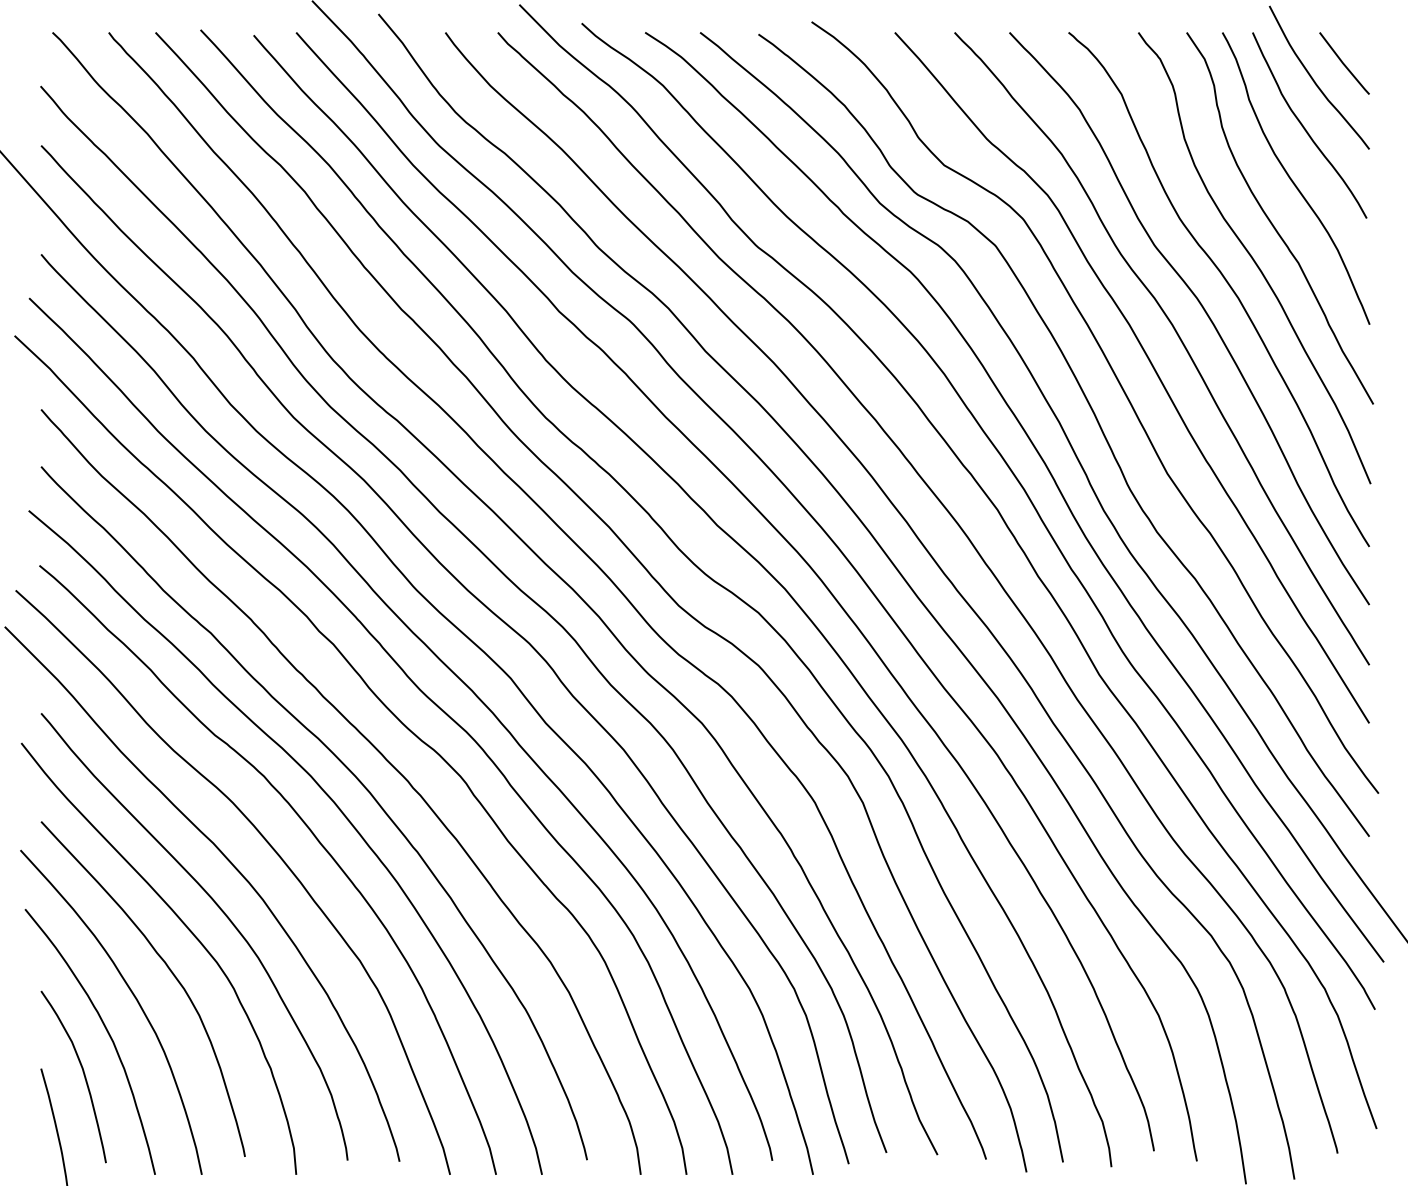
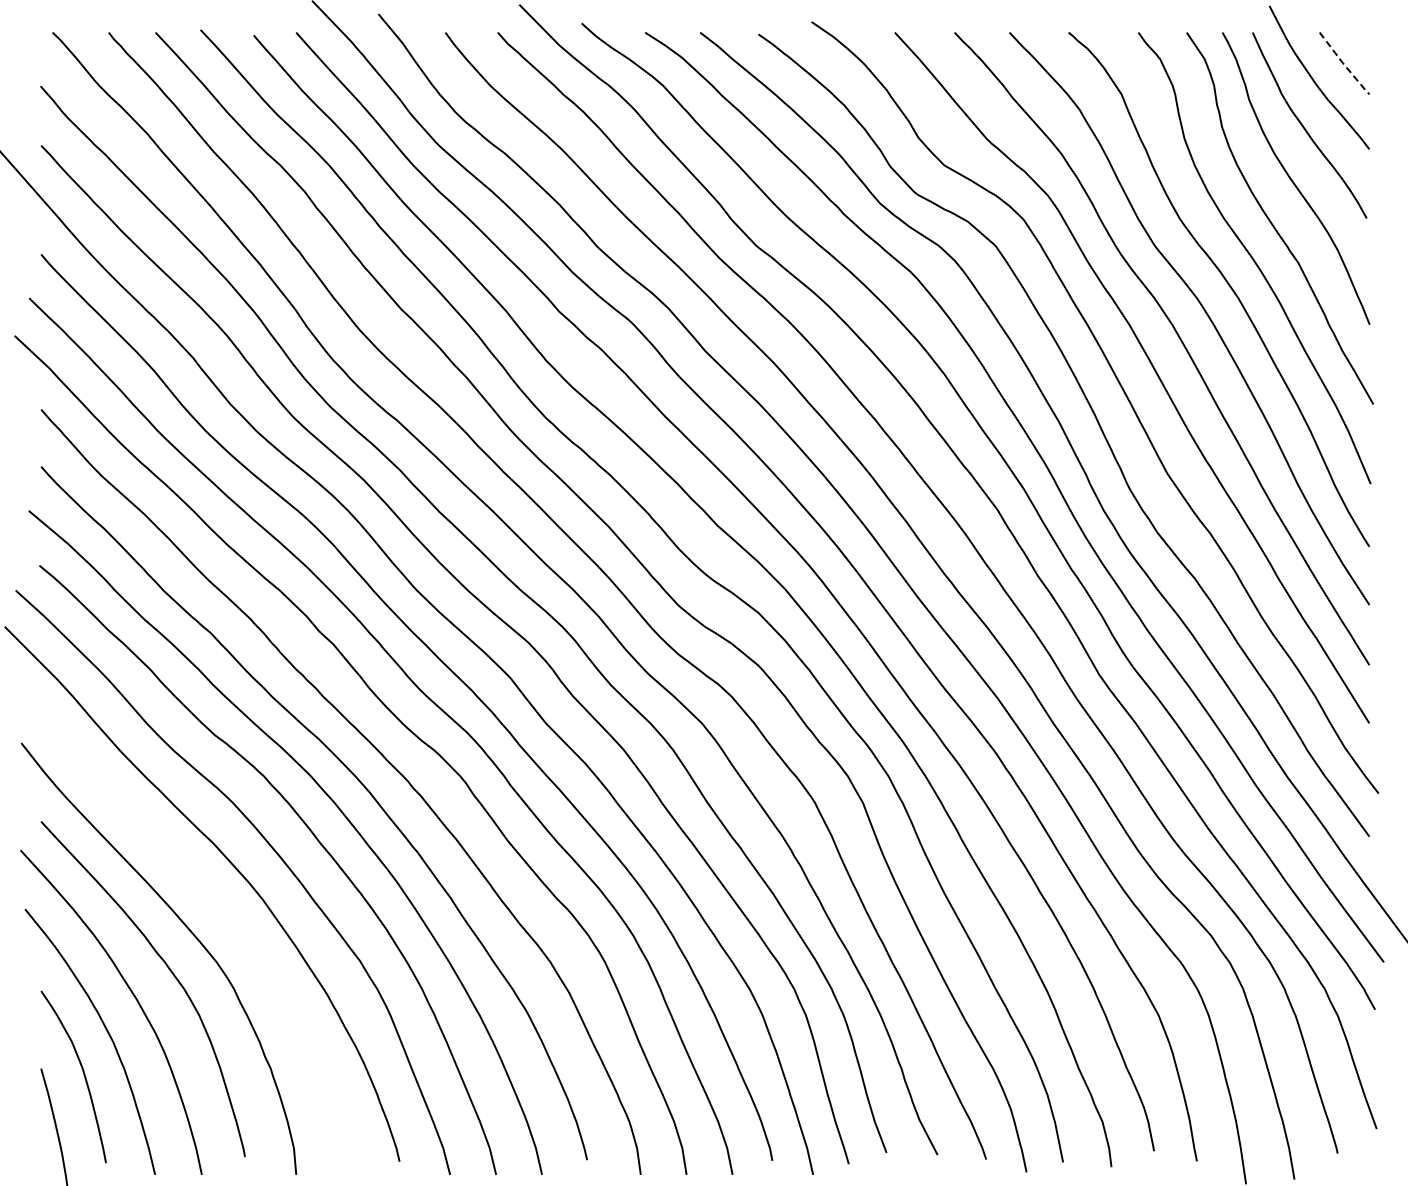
line: solid -> dashed (1344, 64)
curve: present -> none (220, 910)
